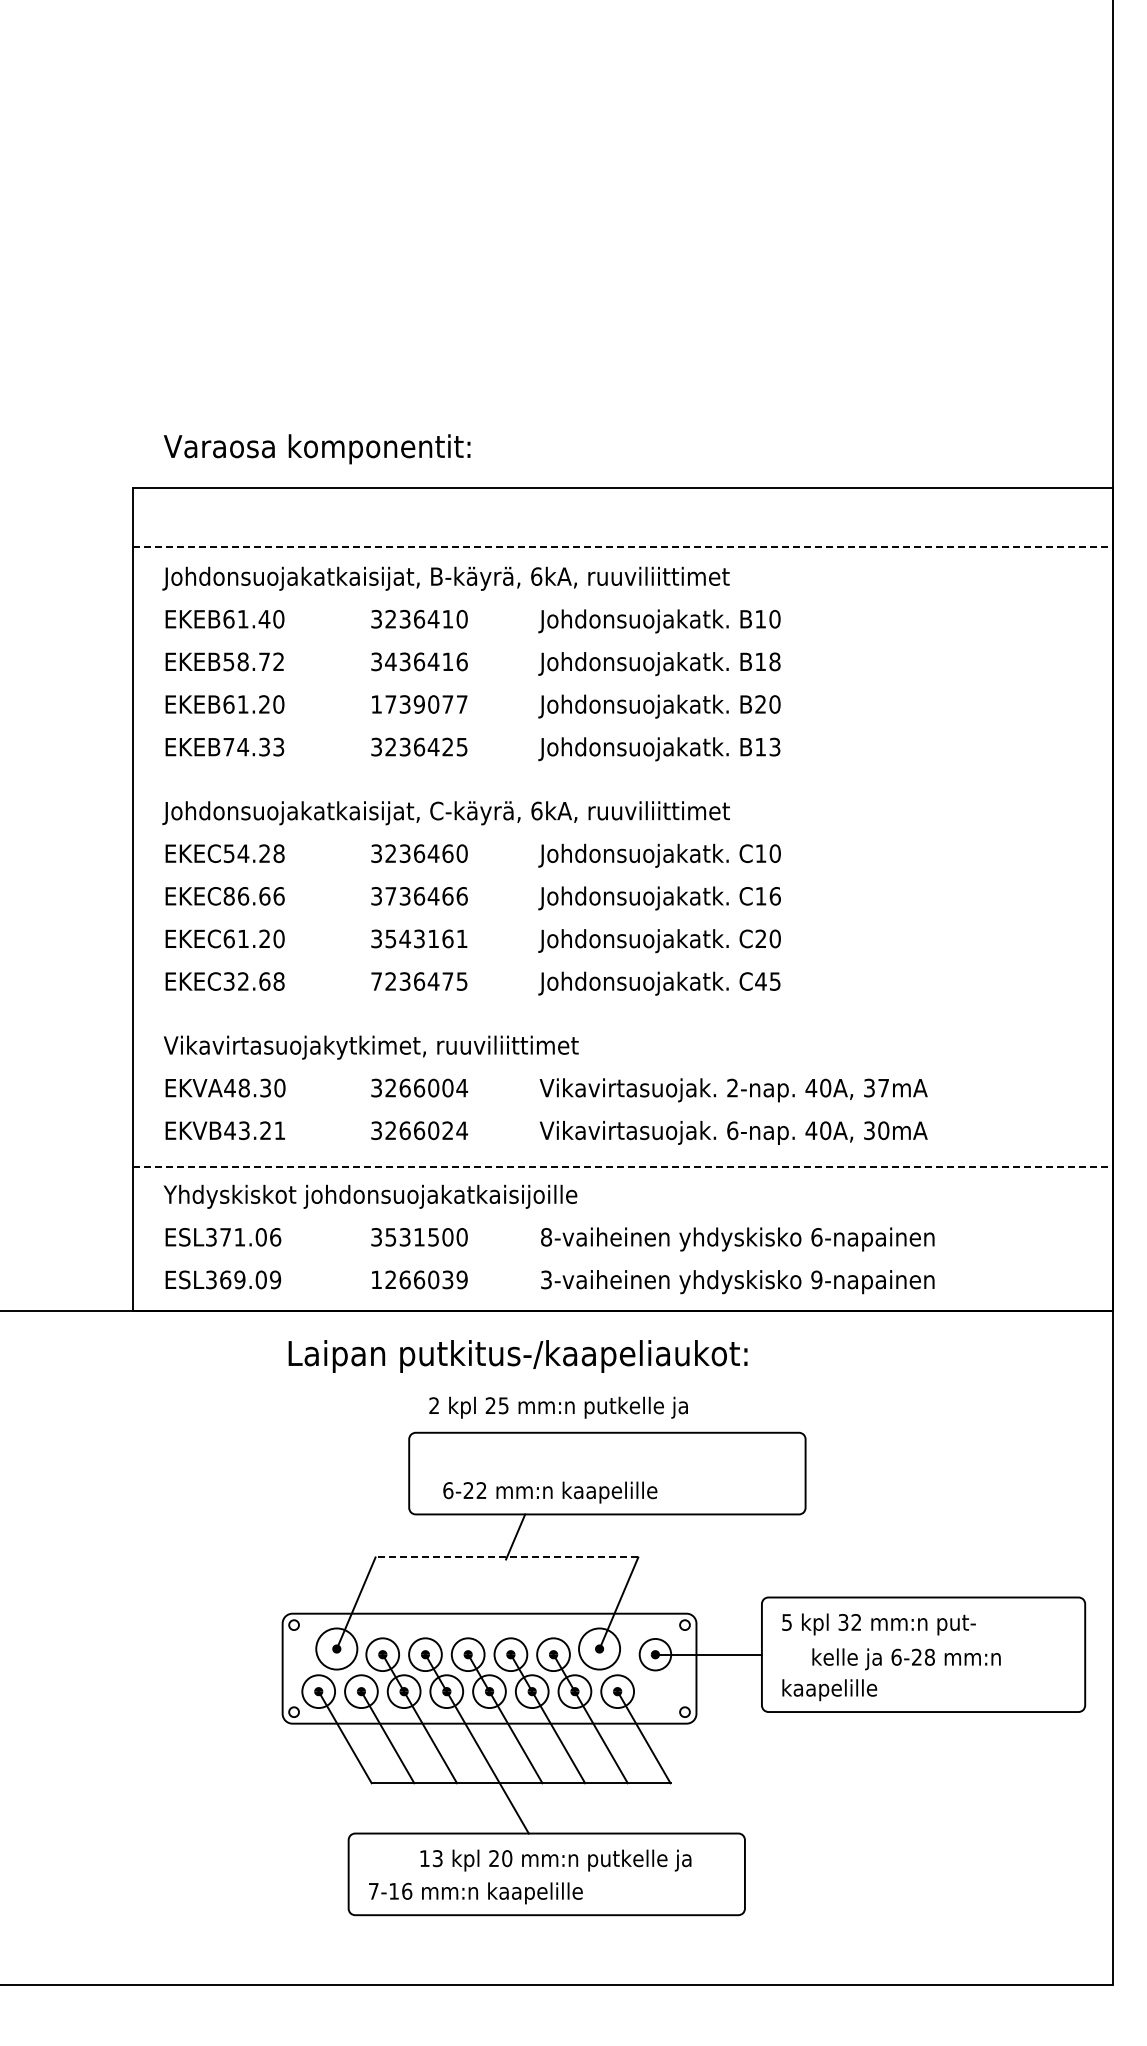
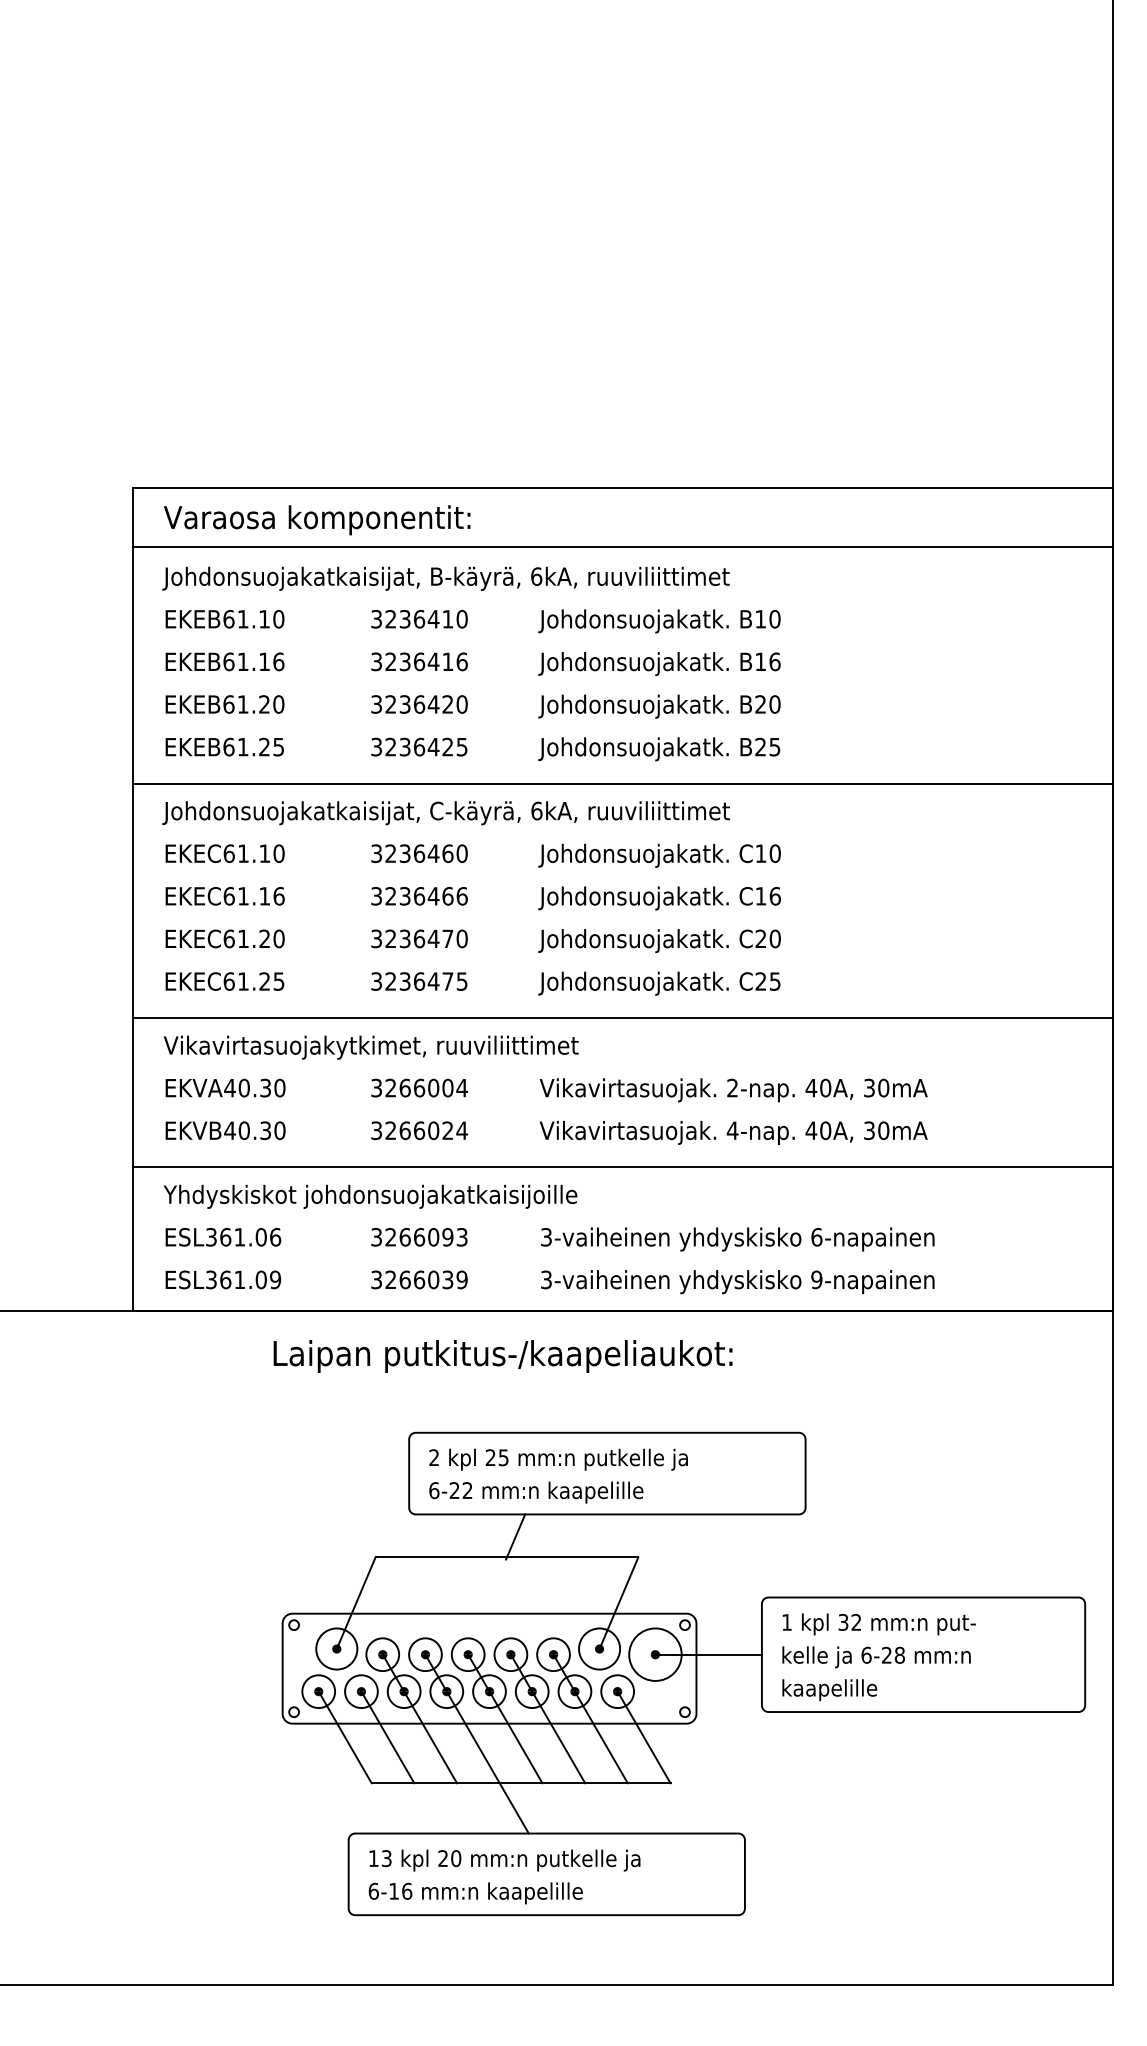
text position: (316, 449) -> (316, 520) (316, 520)
line: dashed -> solid (623, 546)
text: EKEB61.40 -> EKEB61.10 (264, 619)
text: EKEB58.72 -> EKEB61.16 (253, 661)
text: 3436416 -> 3236416 (390, 661)
text: B18 -> B16 (774, 661)
text: 1739077 -> 3236420 (419, 704)
text: EKEB74.33 -> EKEB61.25 (253, 746)
text: B13 -> B25 (767, 746)
line: none -> present (622, 783)
text: EKEC54.28 -> EKEC61.10 (253, 853)
text: EKEC86.66 -> EKEC61.16 (246, 896)
text: 3736466 -> 3236466 (390, 896)
text: 3543161 -> 3236470 (426, 938)
text: EKEC32.68 -> EKEC61.25 (253, 981)
text: 7236475 -> 3236475 (376, 981)
text: C45 -> C25 (760, 981)
line: none -> present (622, 1018)
text: 37mA -> 30mA (883, 1087)
text: EKVA48.30 -> EKVA40.30 (243, 1088)
text: EKVB43.21 -> EKVB40.30 (261, 1130)
text: 6-nap. -> 4-nap. (732, 1130)
line: dashed -> solid (623, 1167)
text: ESL371.06 -> ESL361.06 (225, 1237)
text: 3531500 -> 3266093 (426, 1237)
text: 8-vaiheinen -> 3-vaiheinen (546, 1237)
text: ESL369.09 -> ESL361.09 (239, 1279)
text: 1266039 -> 3266039 (376, 1279)
text position: (517, 1356) -> (502, 1356) (502, 1356)
text position: (558, 1407) -> (558, 1459) (558, 1459)
text position: (550, 1492) -> (536, 1492) (536, 1492)
line: dashed -> solid (506, 1557)
text: 5 -> 1 (786, 1622)
circle diameter: 31 px -> 52 px (655, 1654)
text position: (906, 1659) -> (876, 1657) (876, 1657)
text position: (555, 1860) -> (504, 1860) (504, 1860)
text: 7-16 -> 6-16 (373, 1890)
